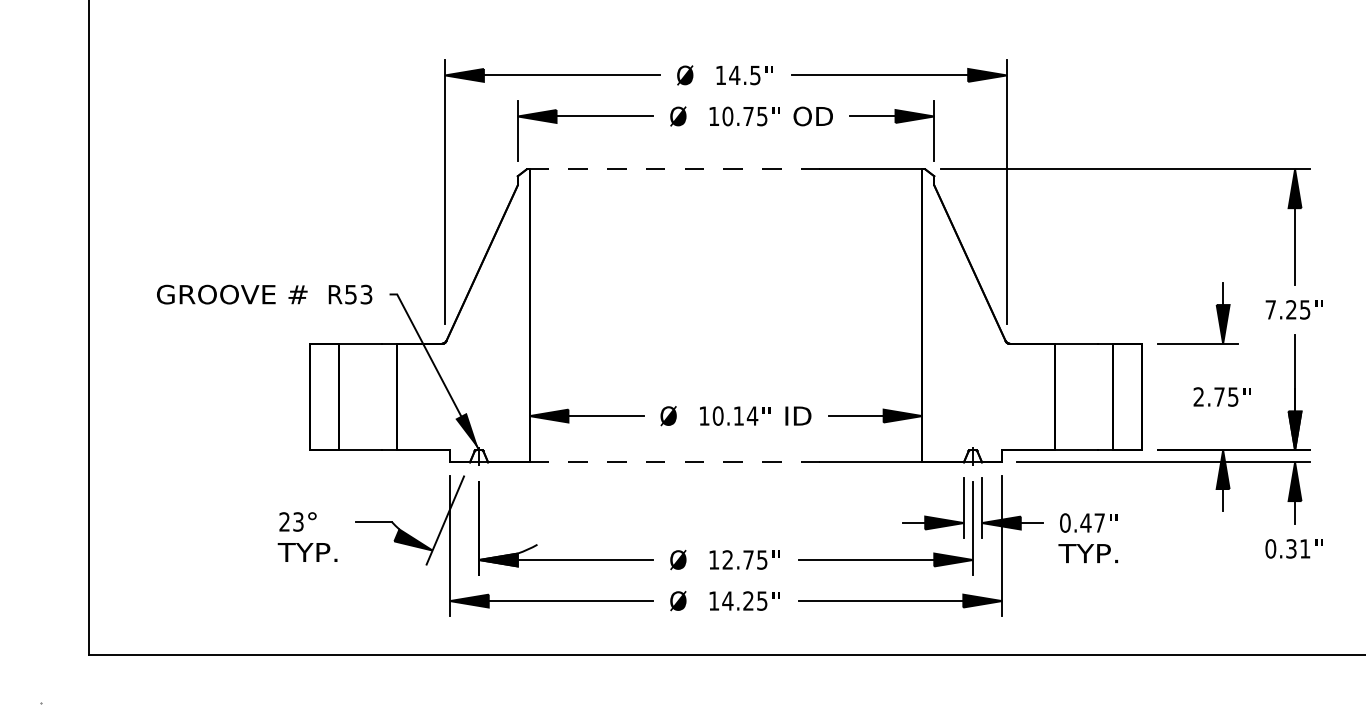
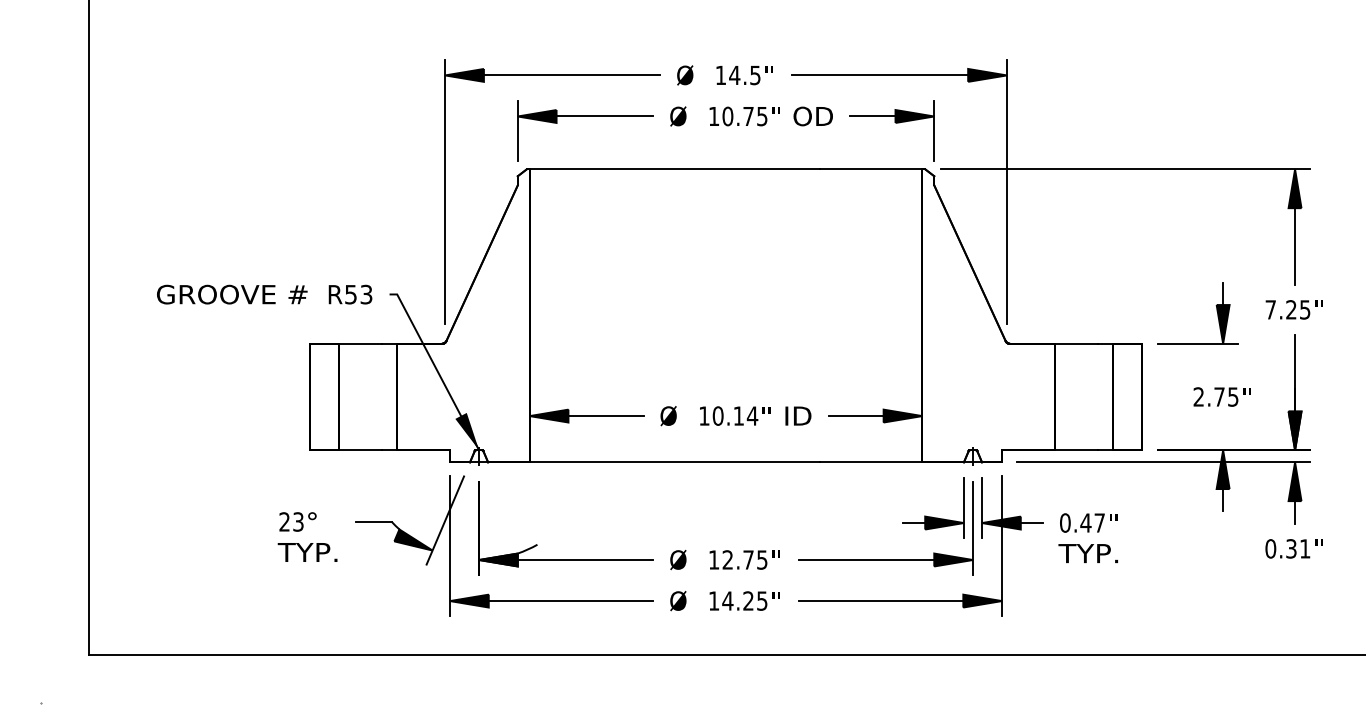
line: dashed -> solid (675, 169)
line: dashed -> solid (675, 462)
